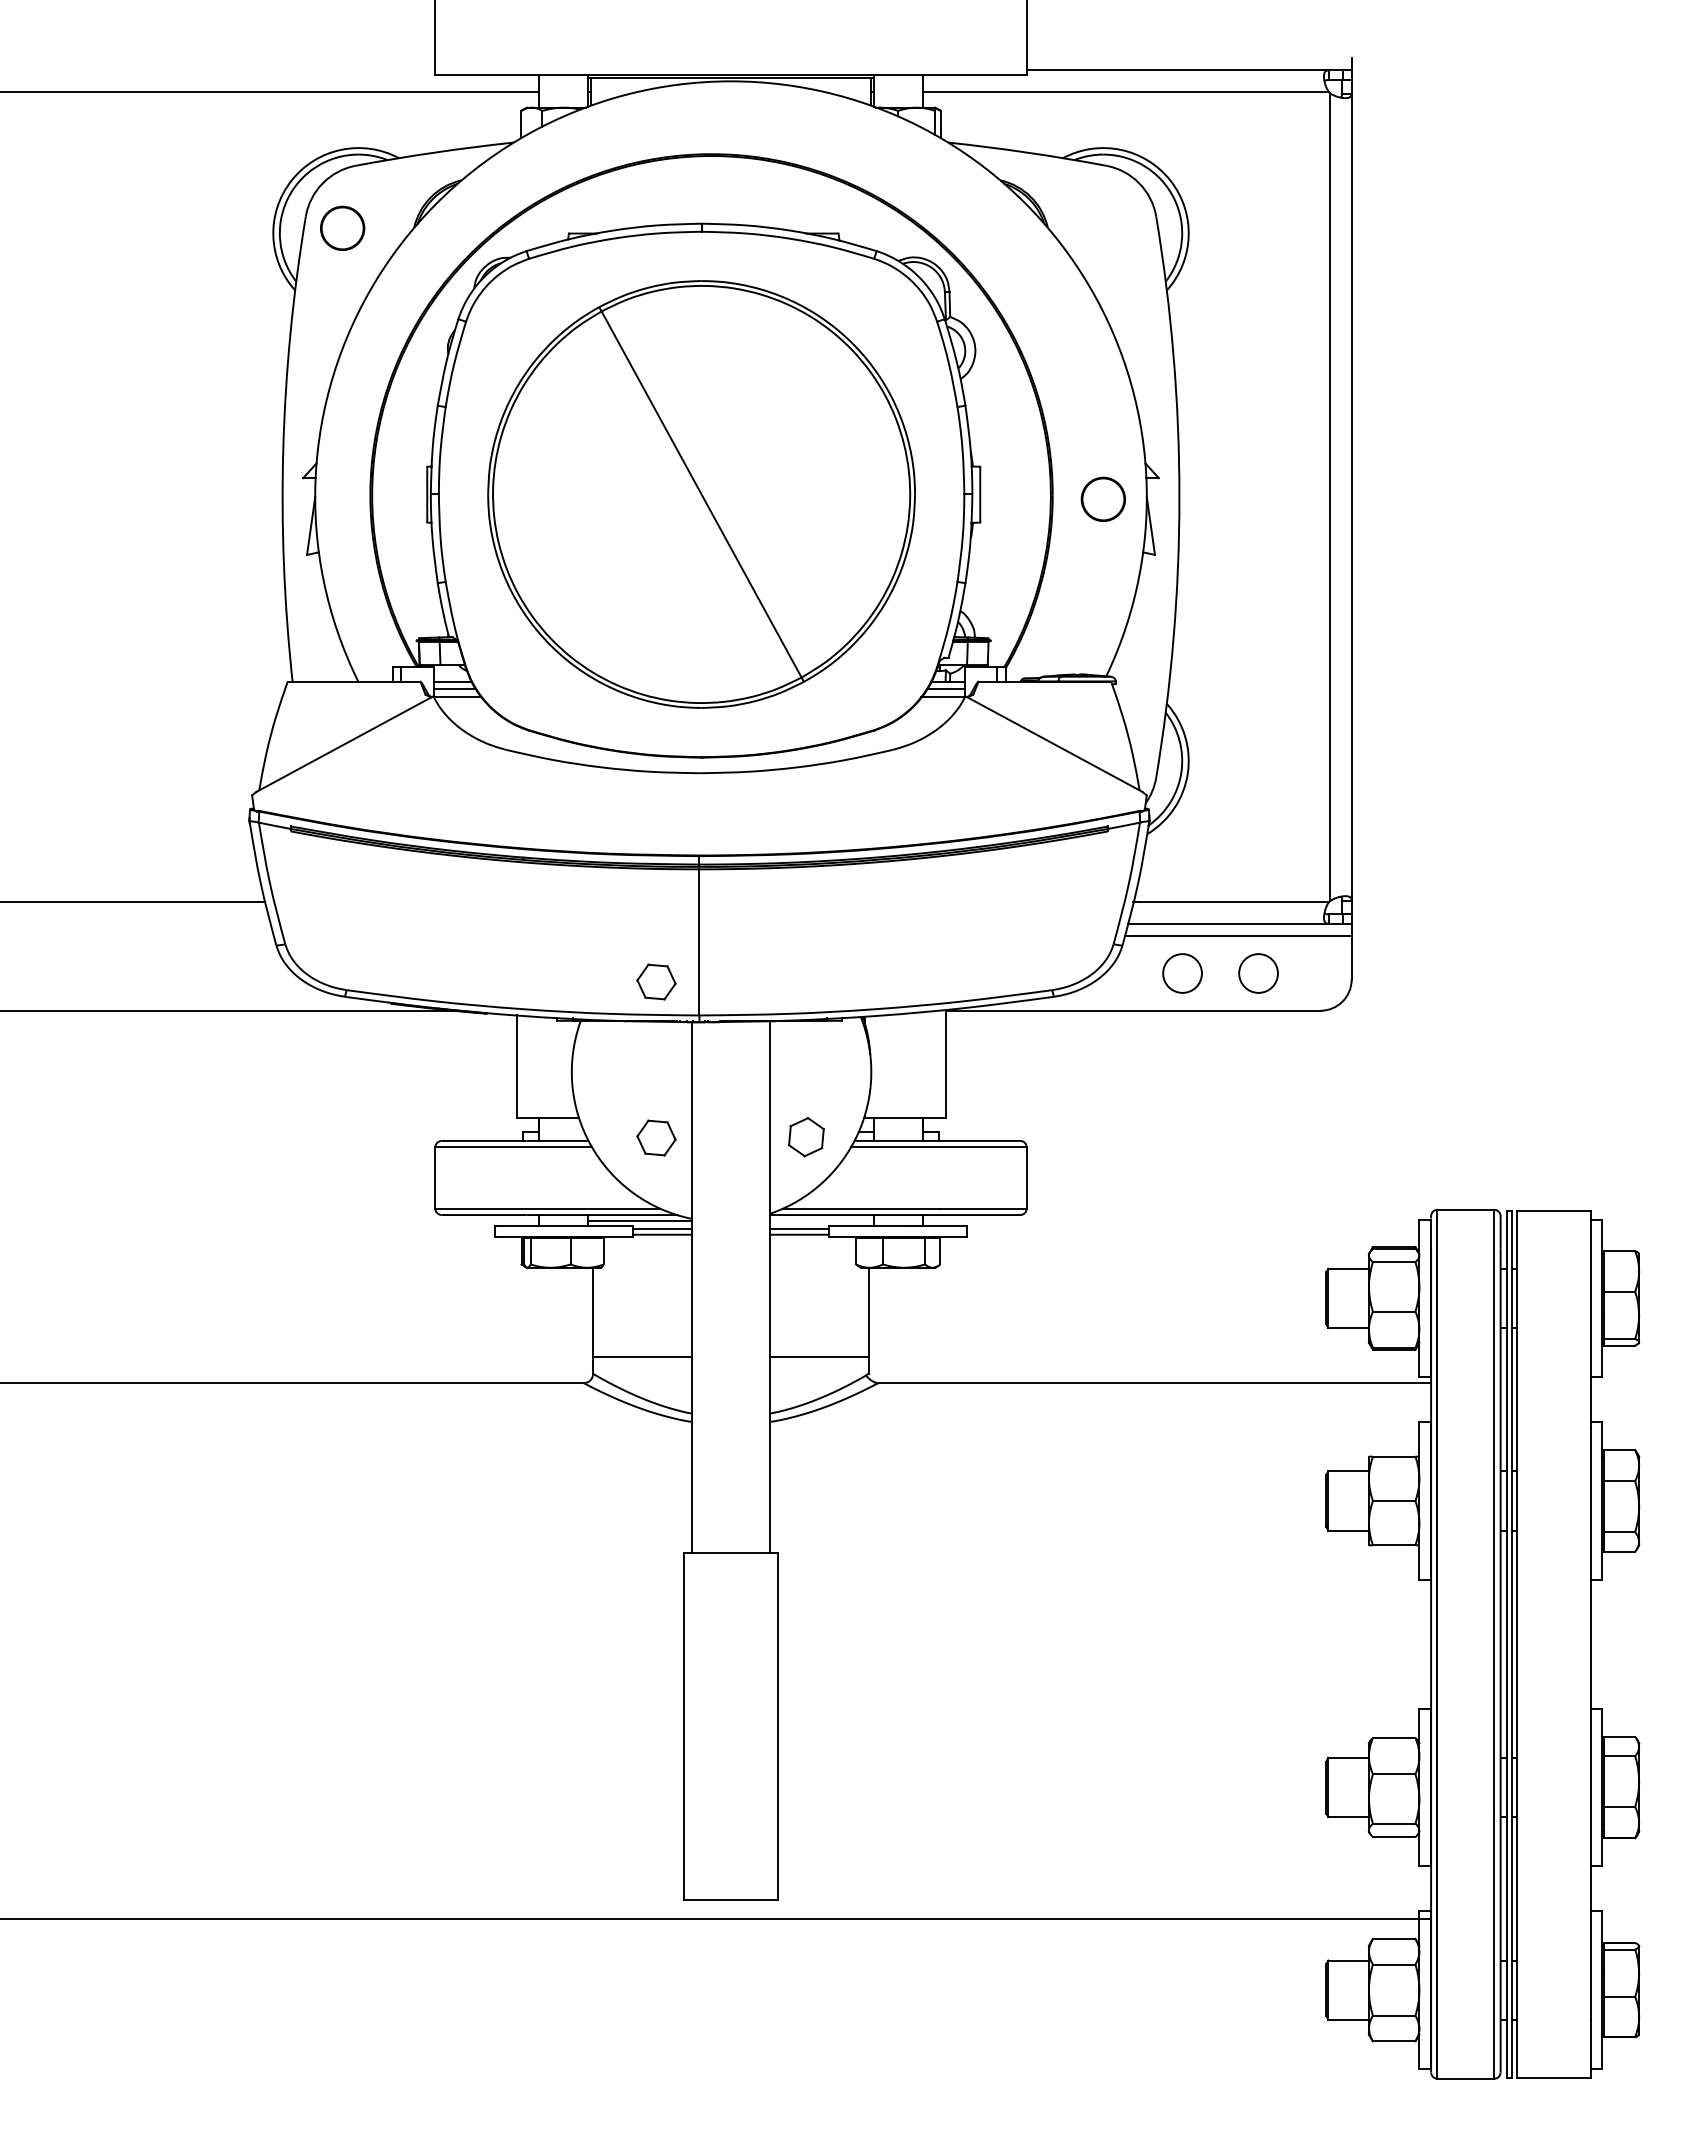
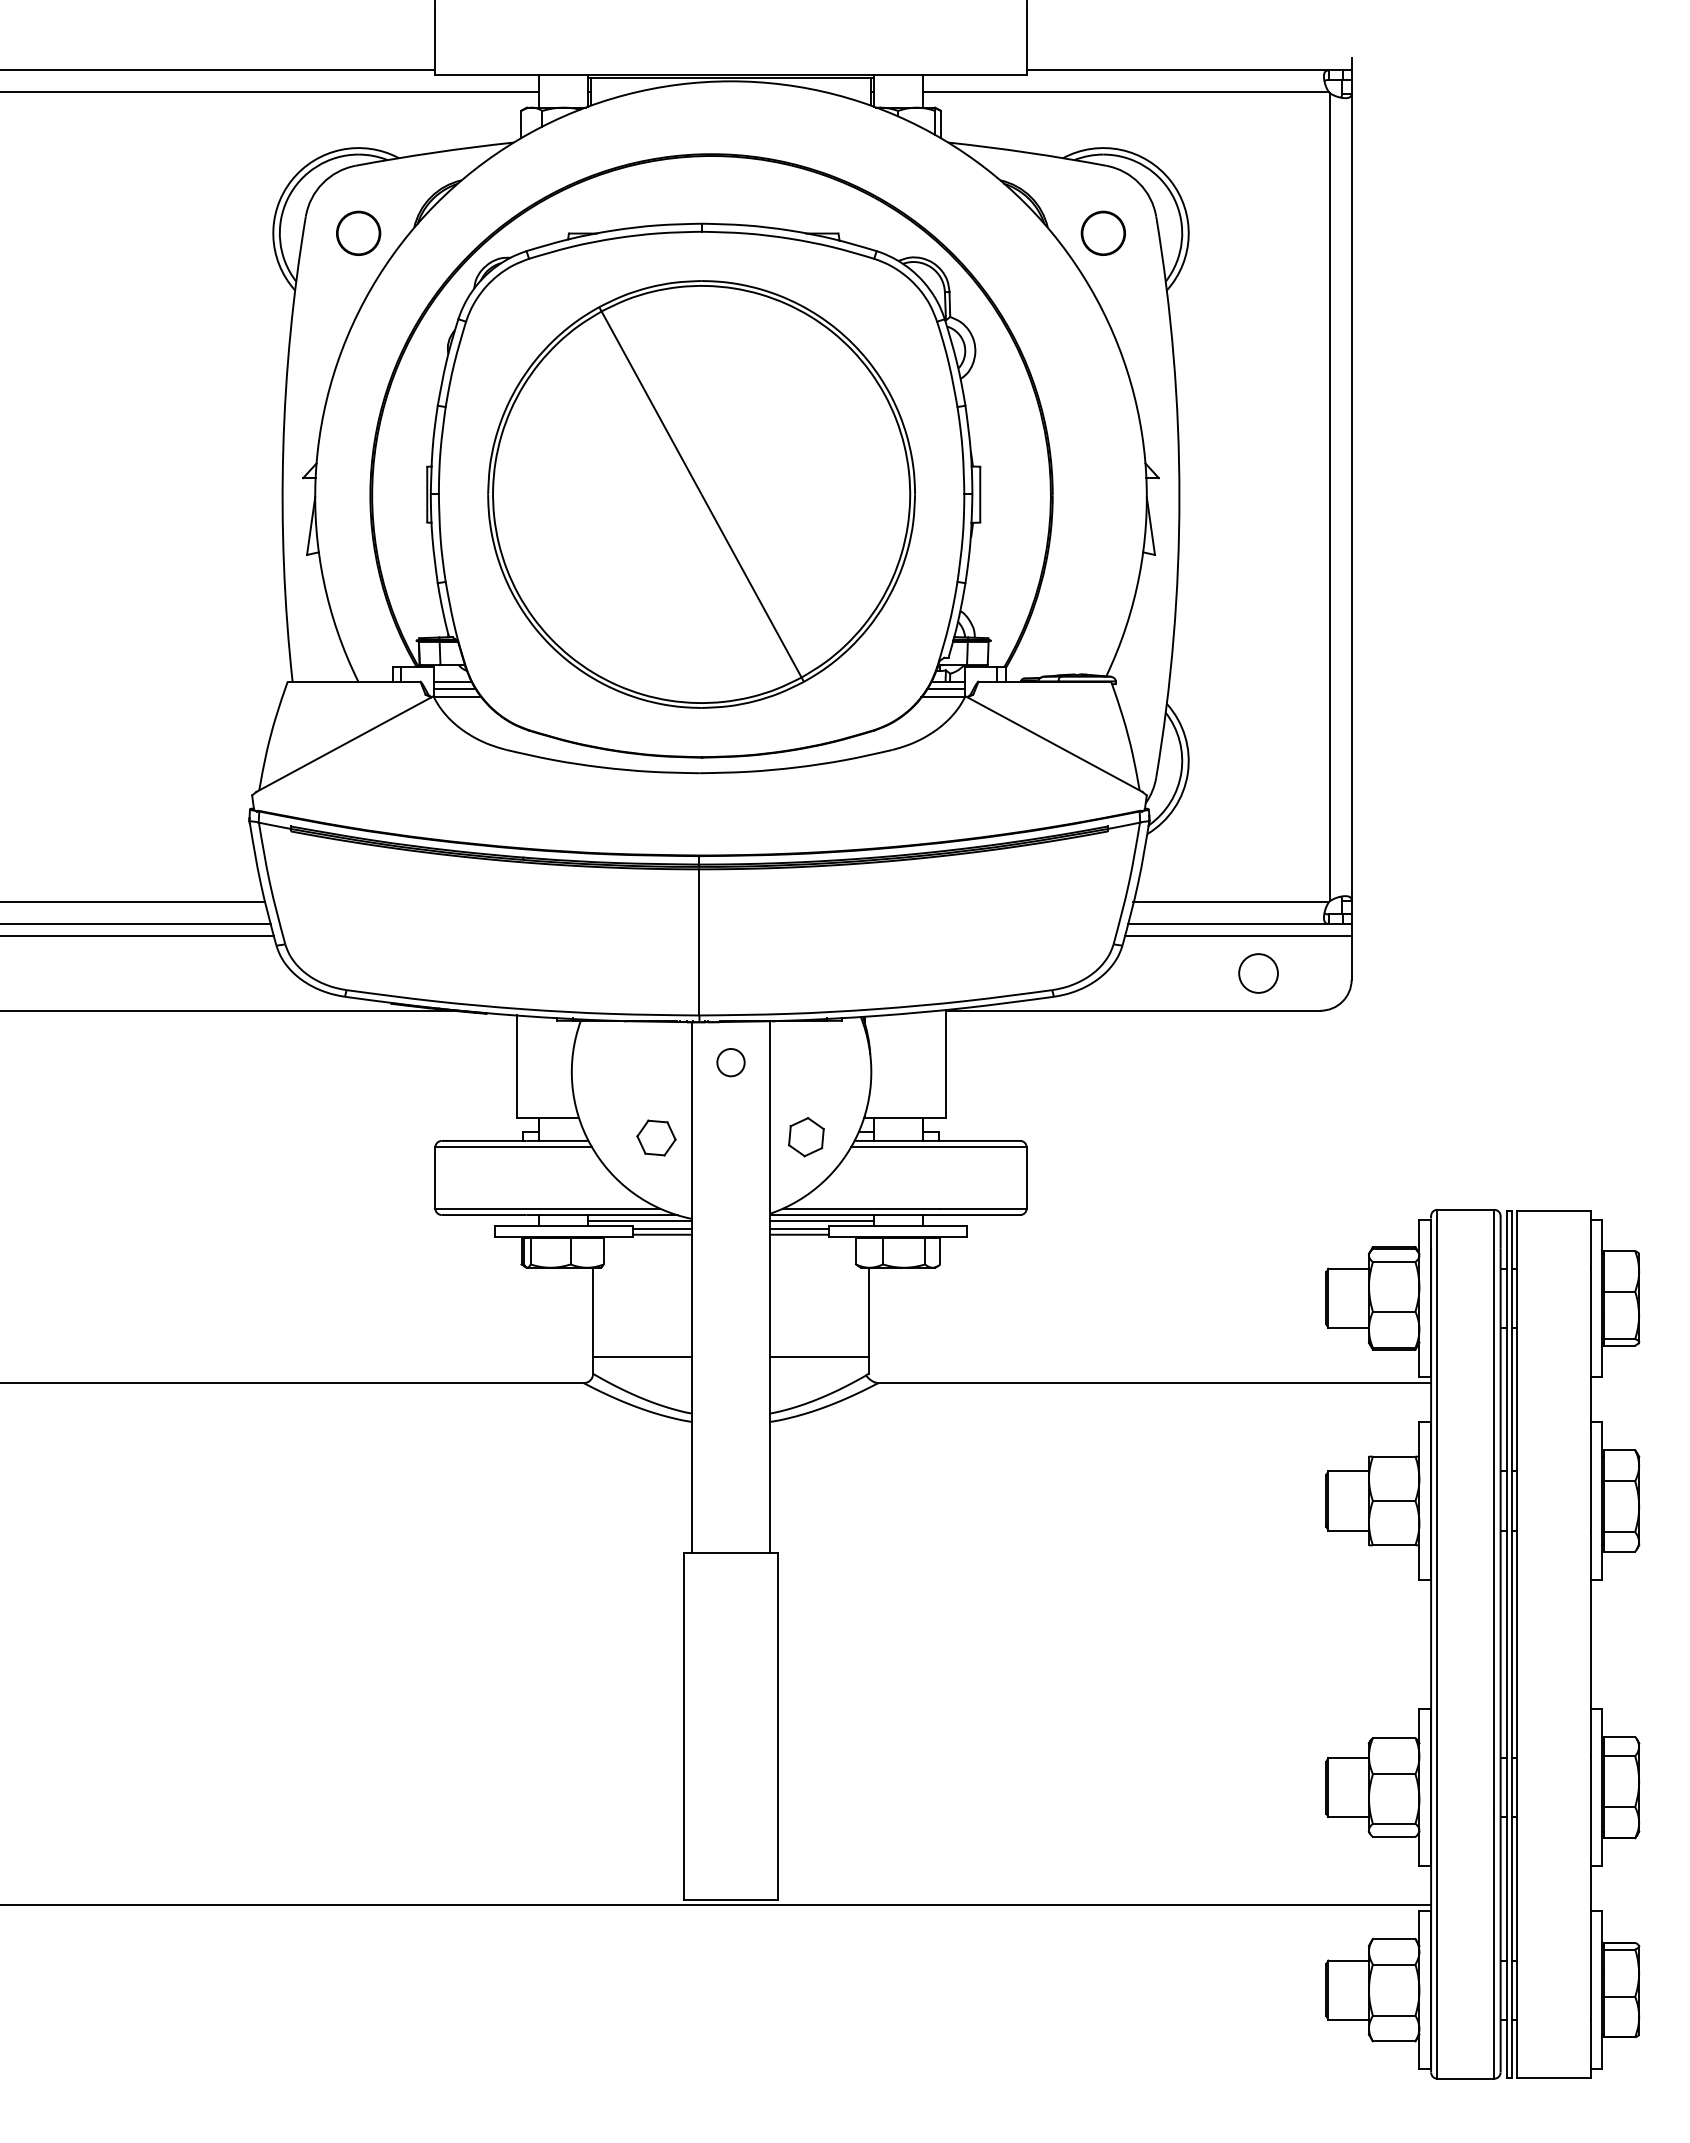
line: none -> present (218, 70)
circle position: (342, 227) -> (358, 232) (358, 232)
circle position: (1102, 498) -> (1102, 232) (1102, 232)
line: none -> present (136, 923)
line: none -> present (138, 936)
circle: present -> none (1182, 973)
part: present -> none (656, 981)
circle: none -> present (730, 1062)
line: none -> present (821, 1221)
line position: (716, 1919) -> (716, 1905) (716, 1905)
